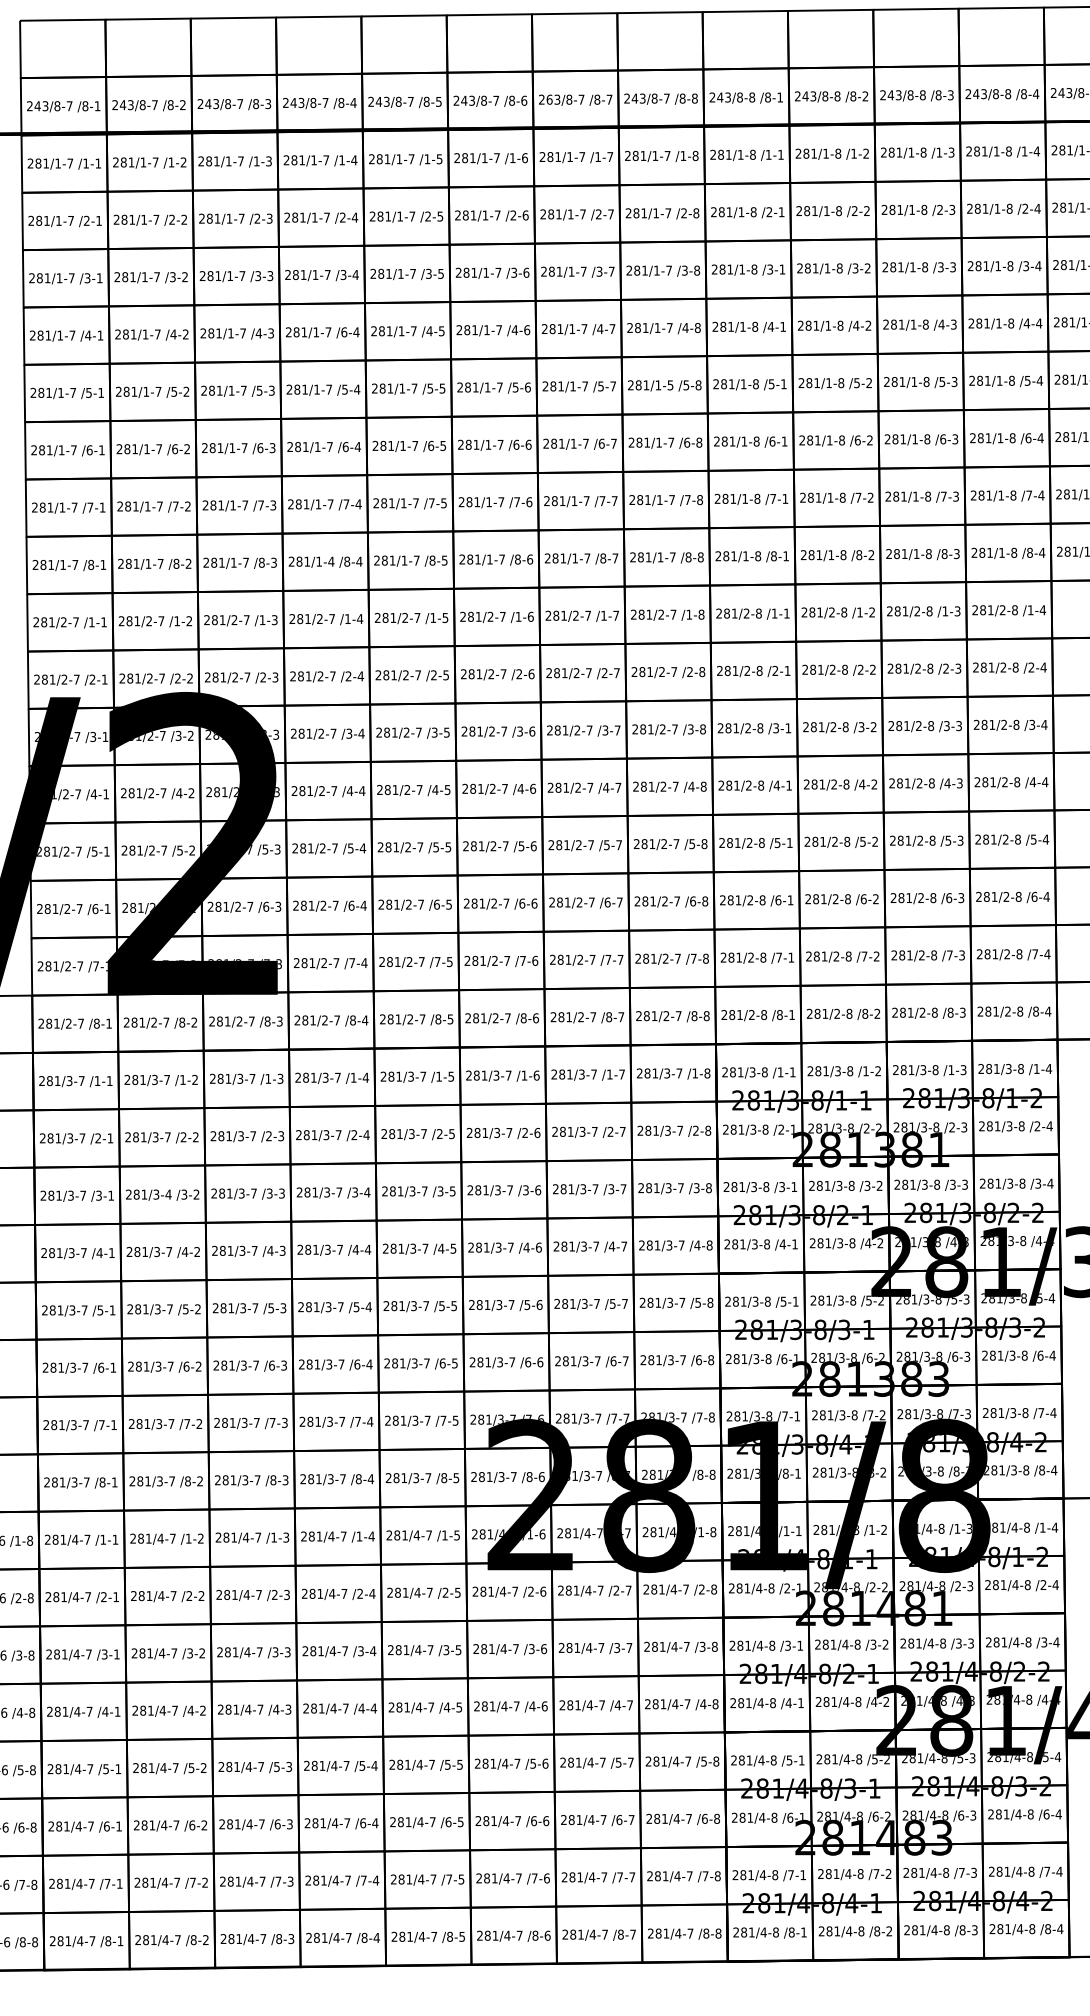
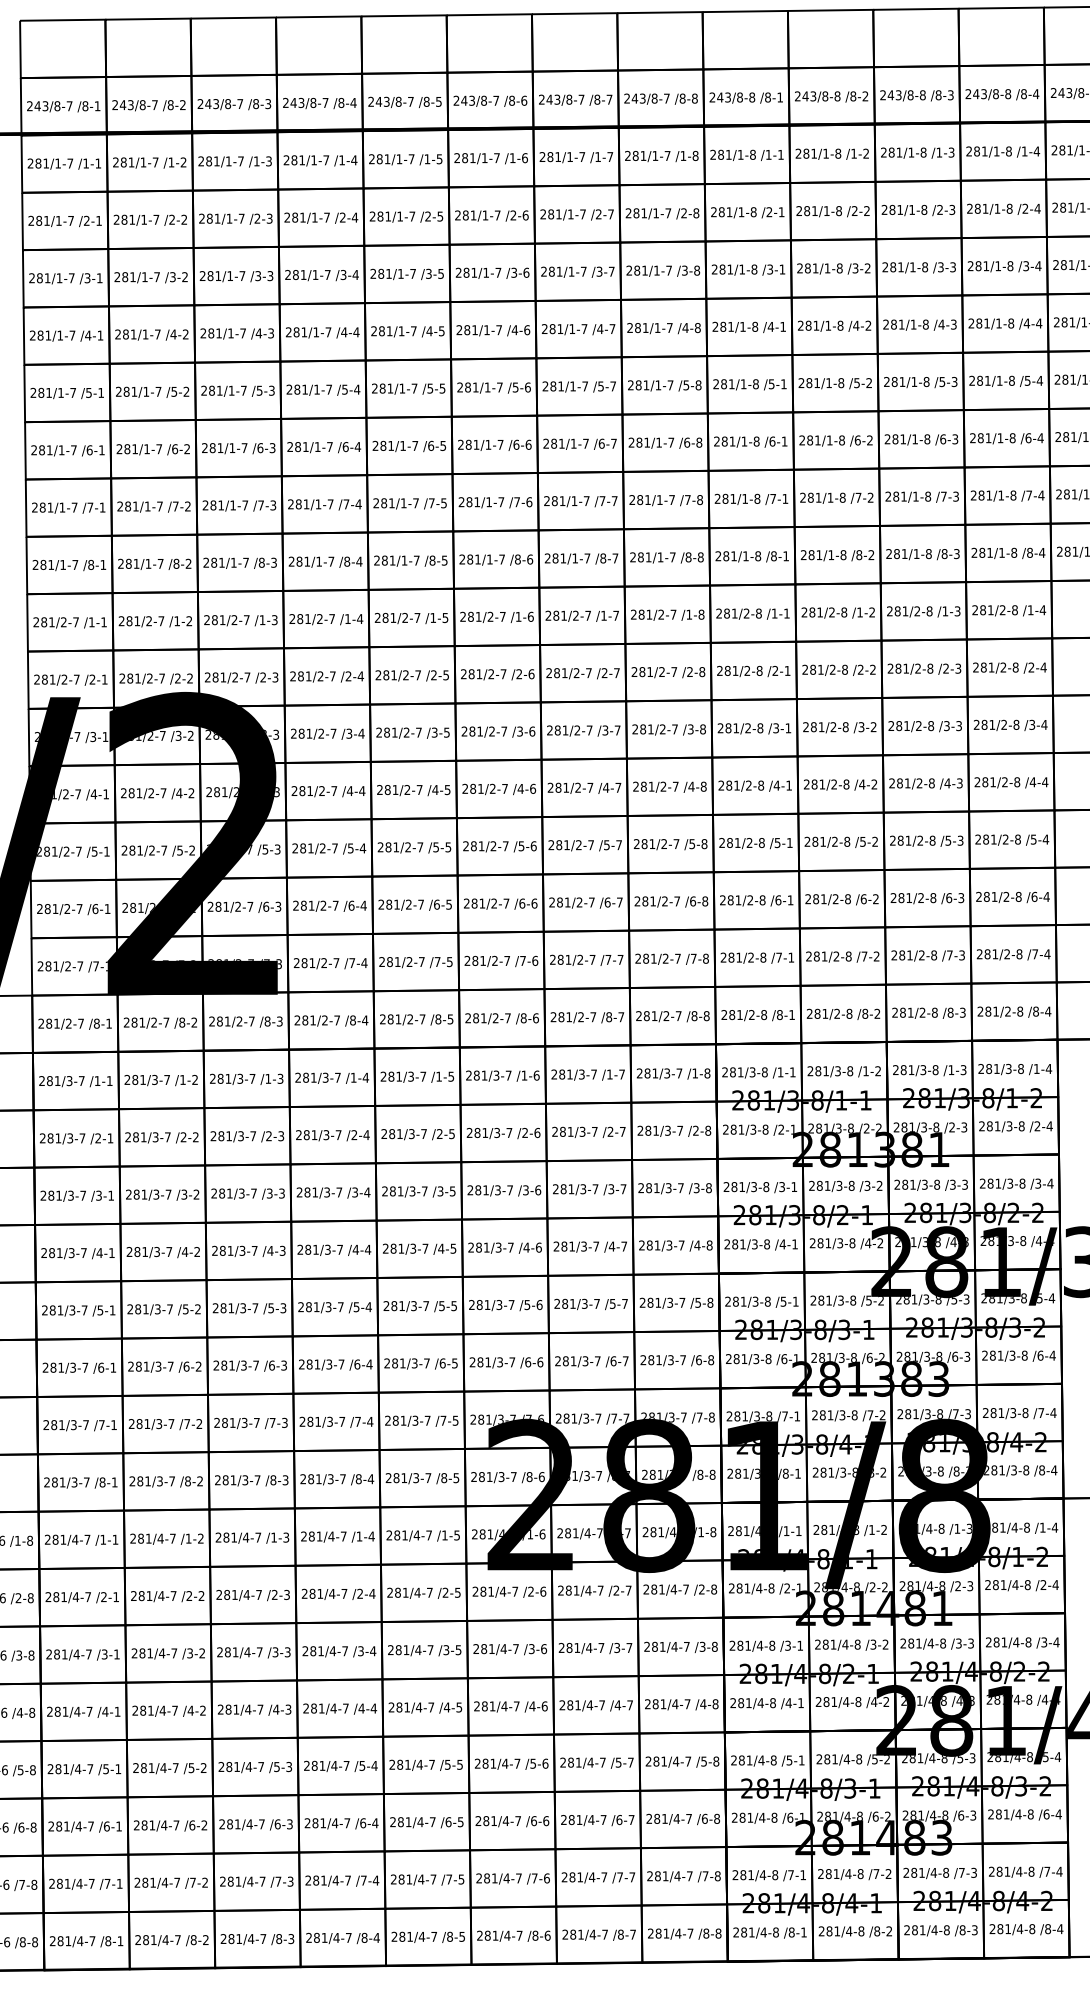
text: 263/8-7 -> 243/8-7 (549, 99)
text: /6-4 -> /4-4 (344, 332)
text: 281/1-5 -> 281/1-7 (670, 385)
text: 281/1-4 -> 281/1-7 (331, 561)
text: 281/3-4 -> 281/3-7 (168, 1194)
